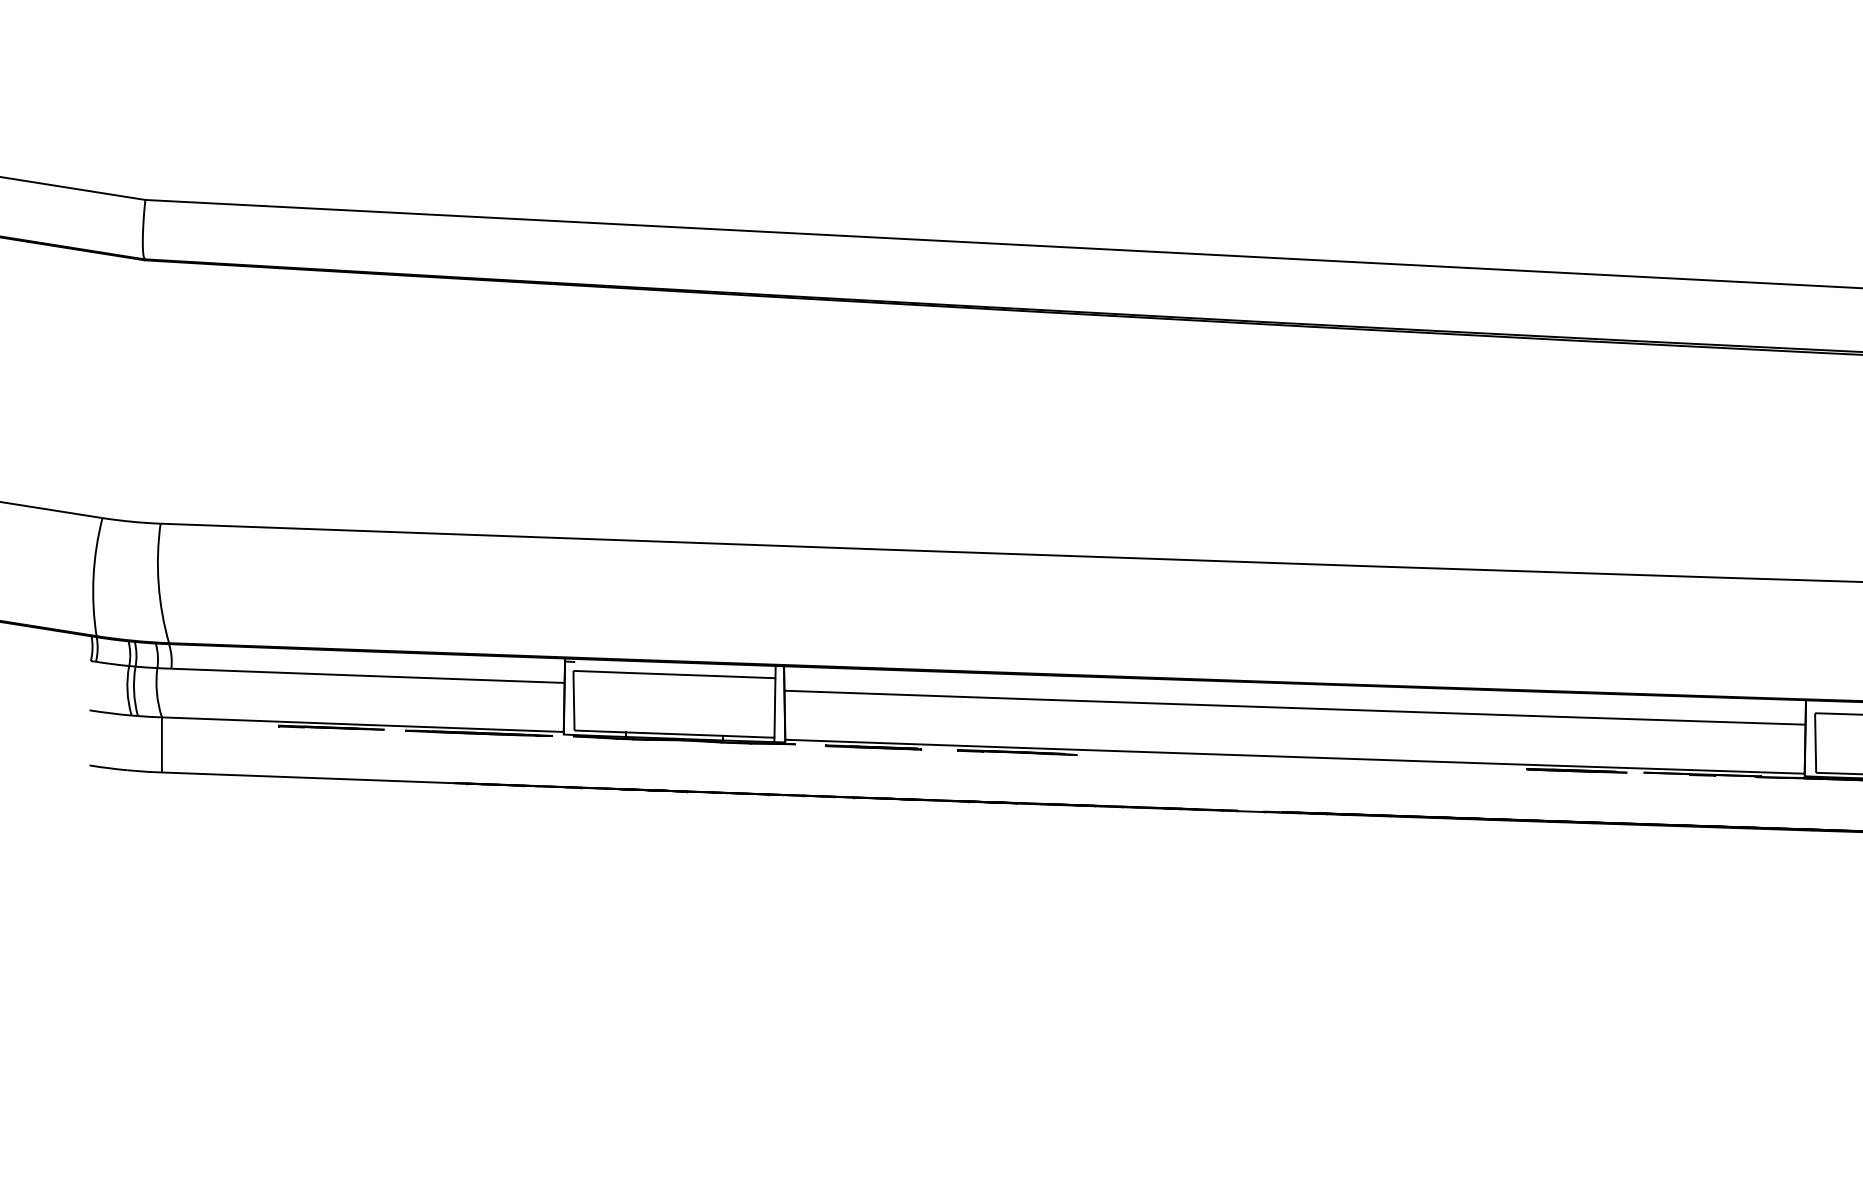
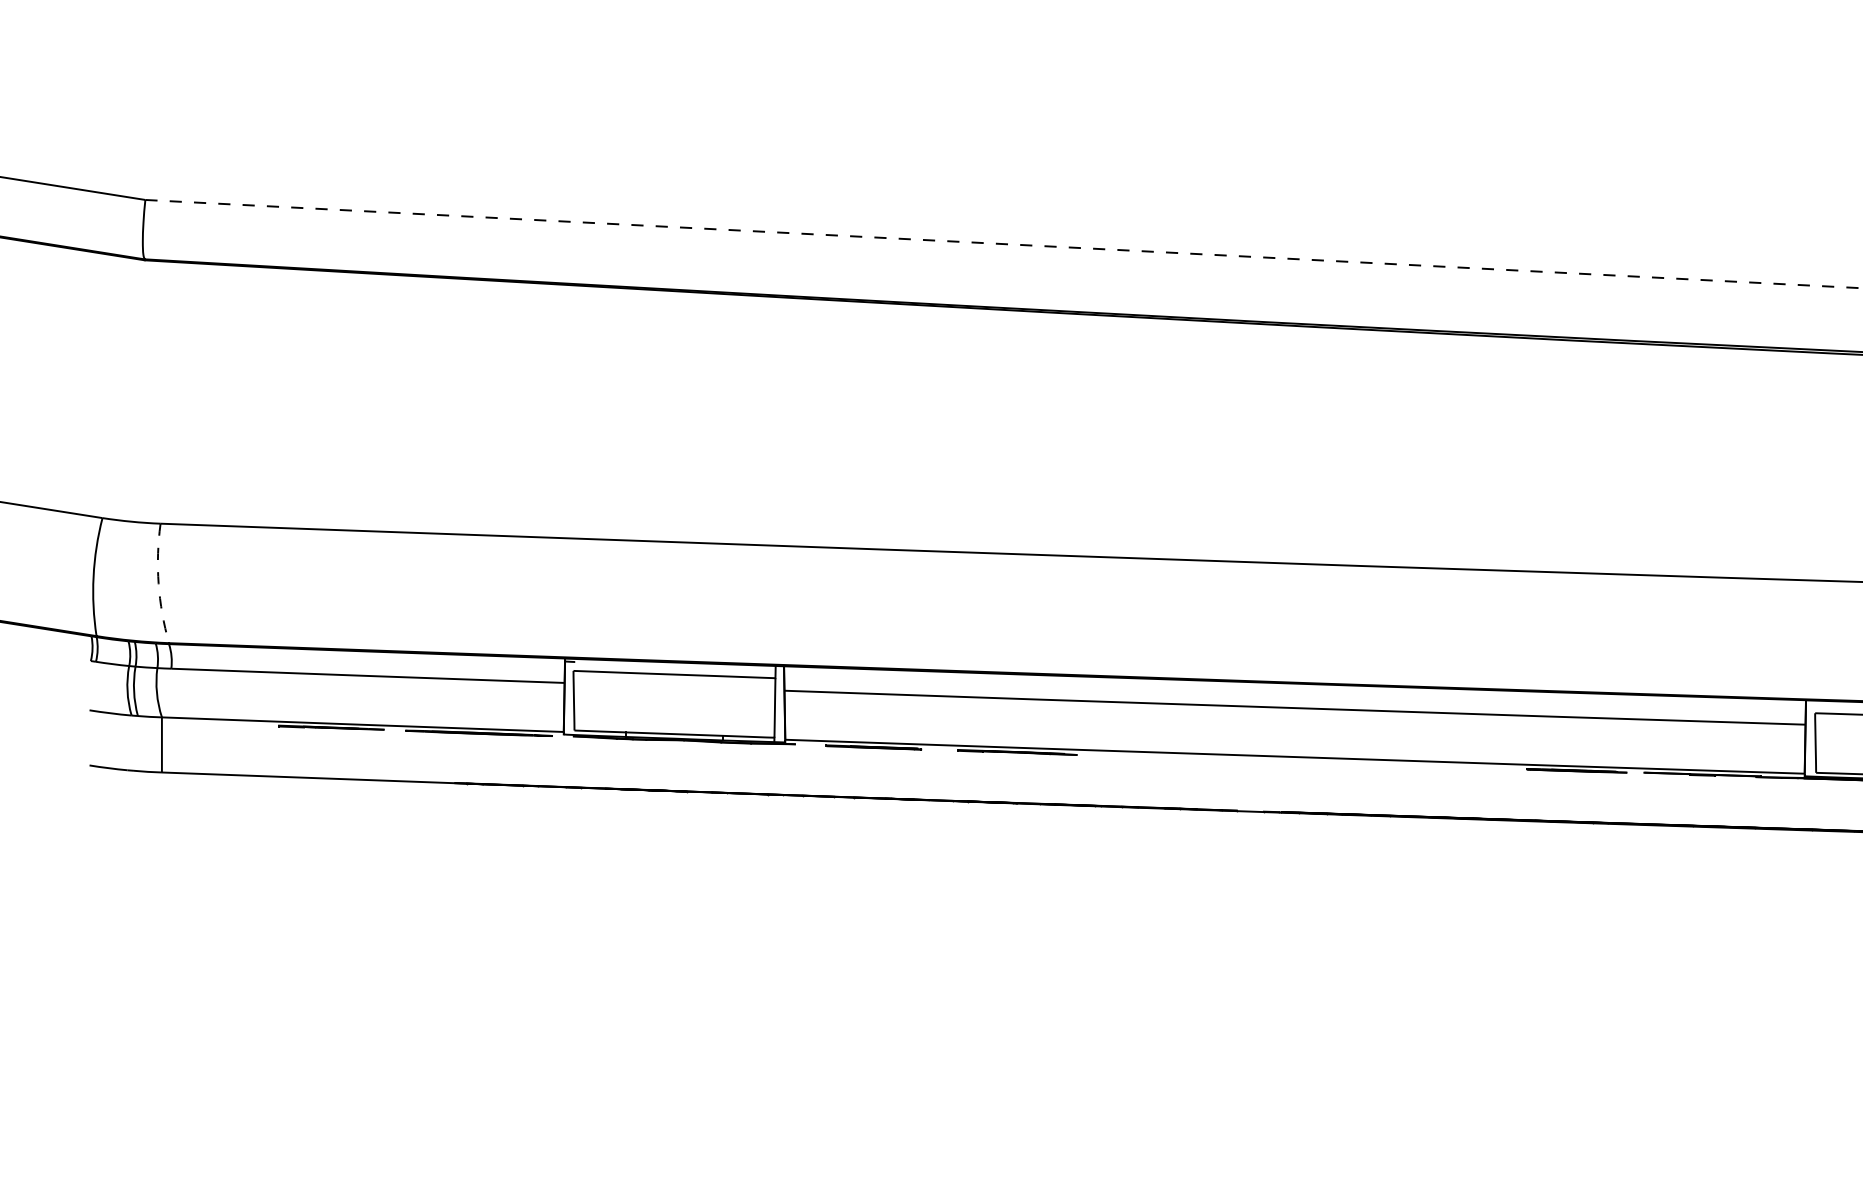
line: solid -> dashed (1004, 244)
arc: solid -> dashed (158, 583)
